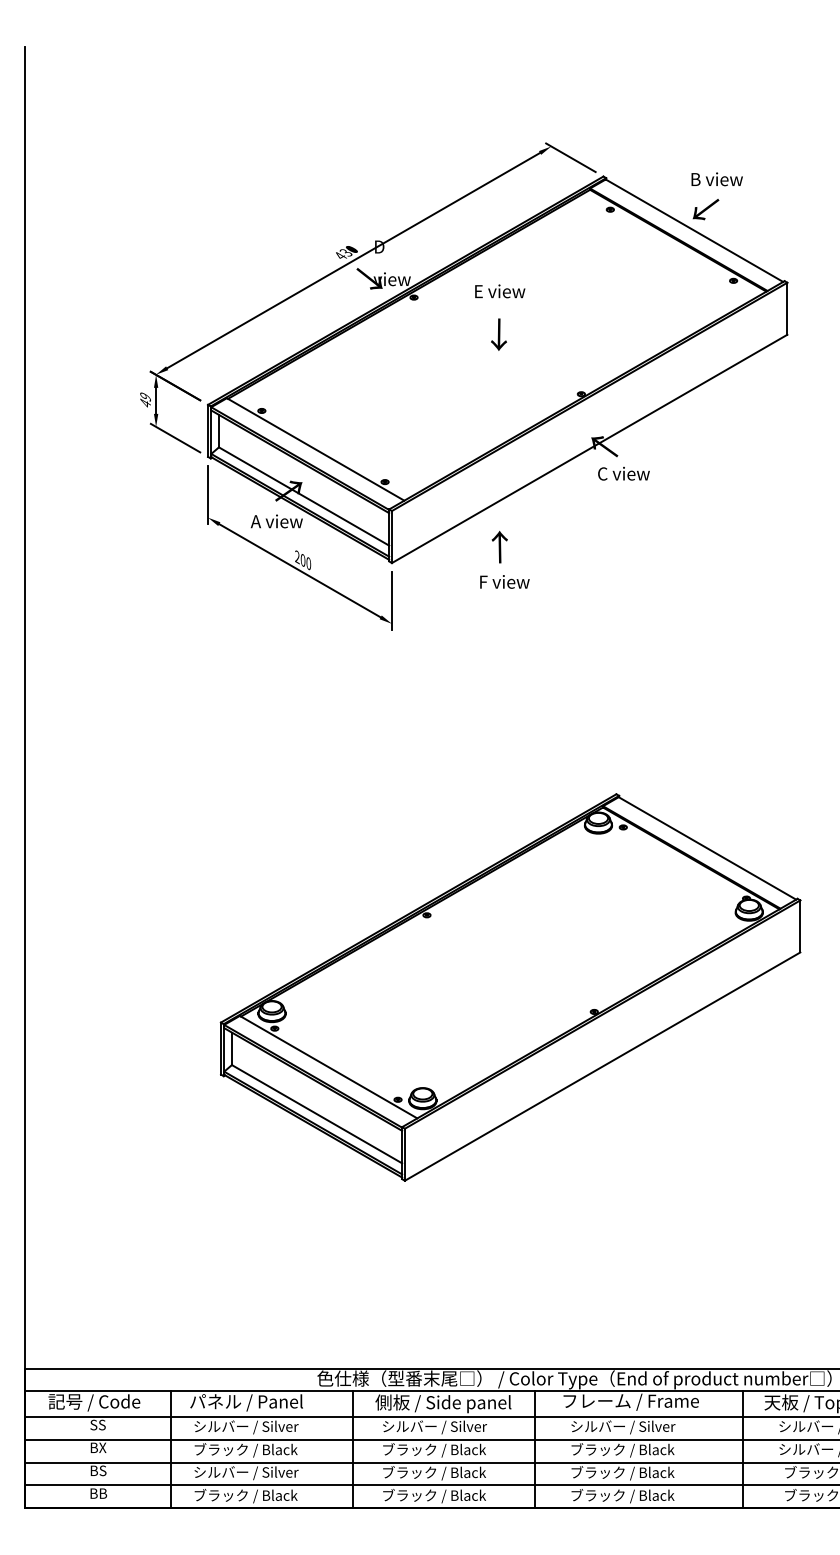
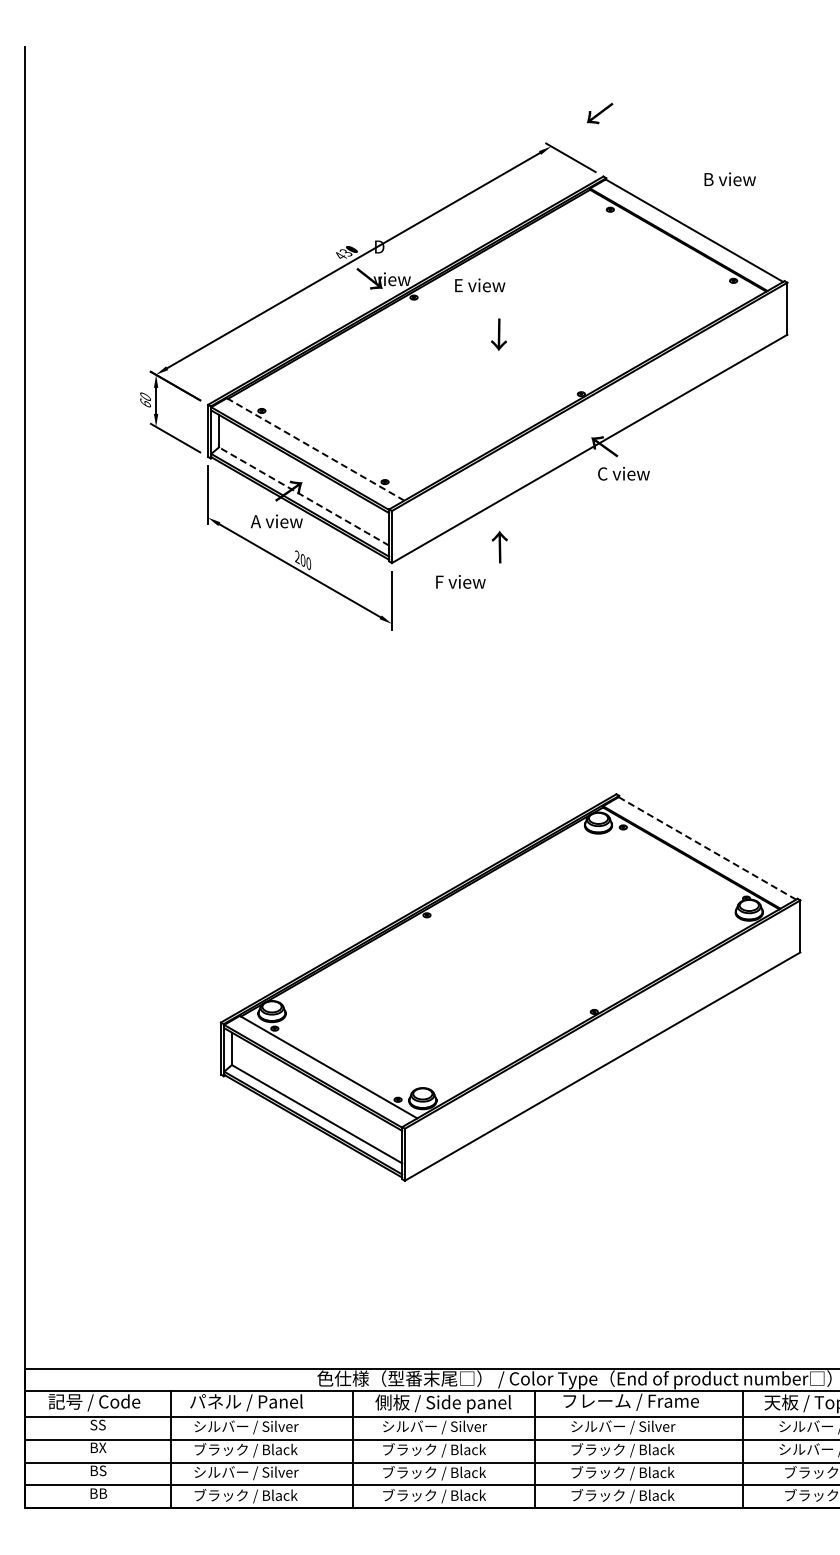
text position: (716, 179) -> (729, 179) (729, 179)
text position: (705, 209) -> (599, 113) (599, 113)
text position: (500, 291) -> (480, 285) (480, 285)
text: 49 -> 60 (145, 399)
line: solid -> dashed (316, 449)
line: solid -> dashed (303, 496)
text position: (504, 581) -> (460, 581) (460, 581)
line: solid -> dashed (707, 848)
